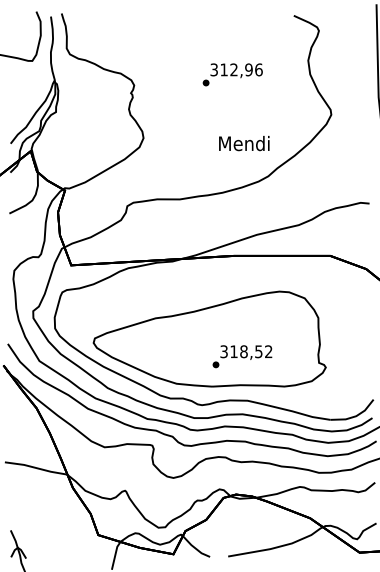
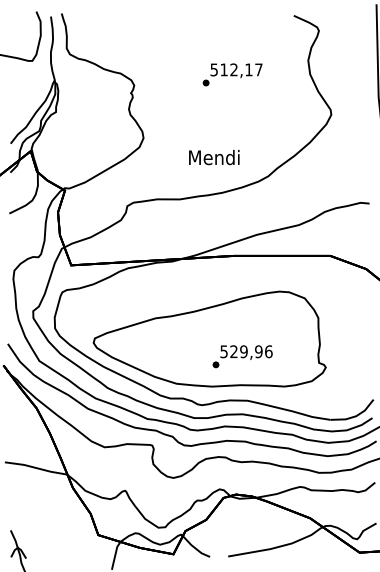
text: 312,96 -> 512,17 (236, 69)
text position: (244, 143) -> (214, 157) (214, 157)
text: 318,52 -> 529,96 (246, 351)
